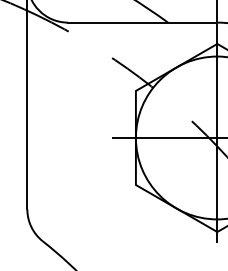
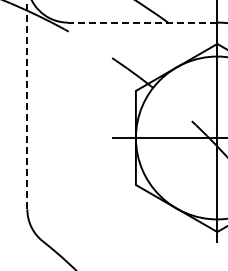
line: solid -> dashed (142, 22)
line: solid -> dashed (27, 104)
